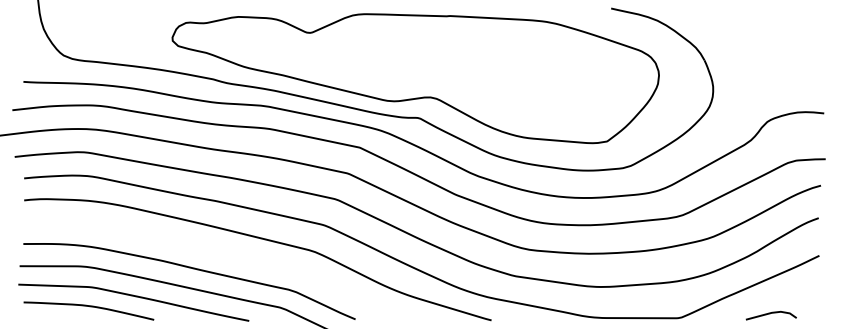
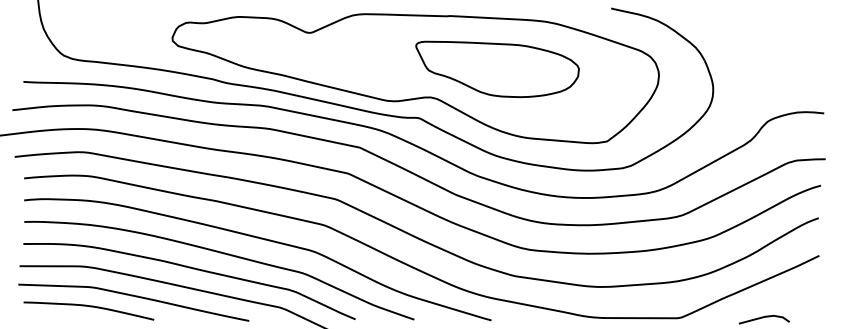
part: none -> present (497, 69)
curve: none -> present (223, 254)
line position: (770, 314) -> (763, 318) (763, 318)
